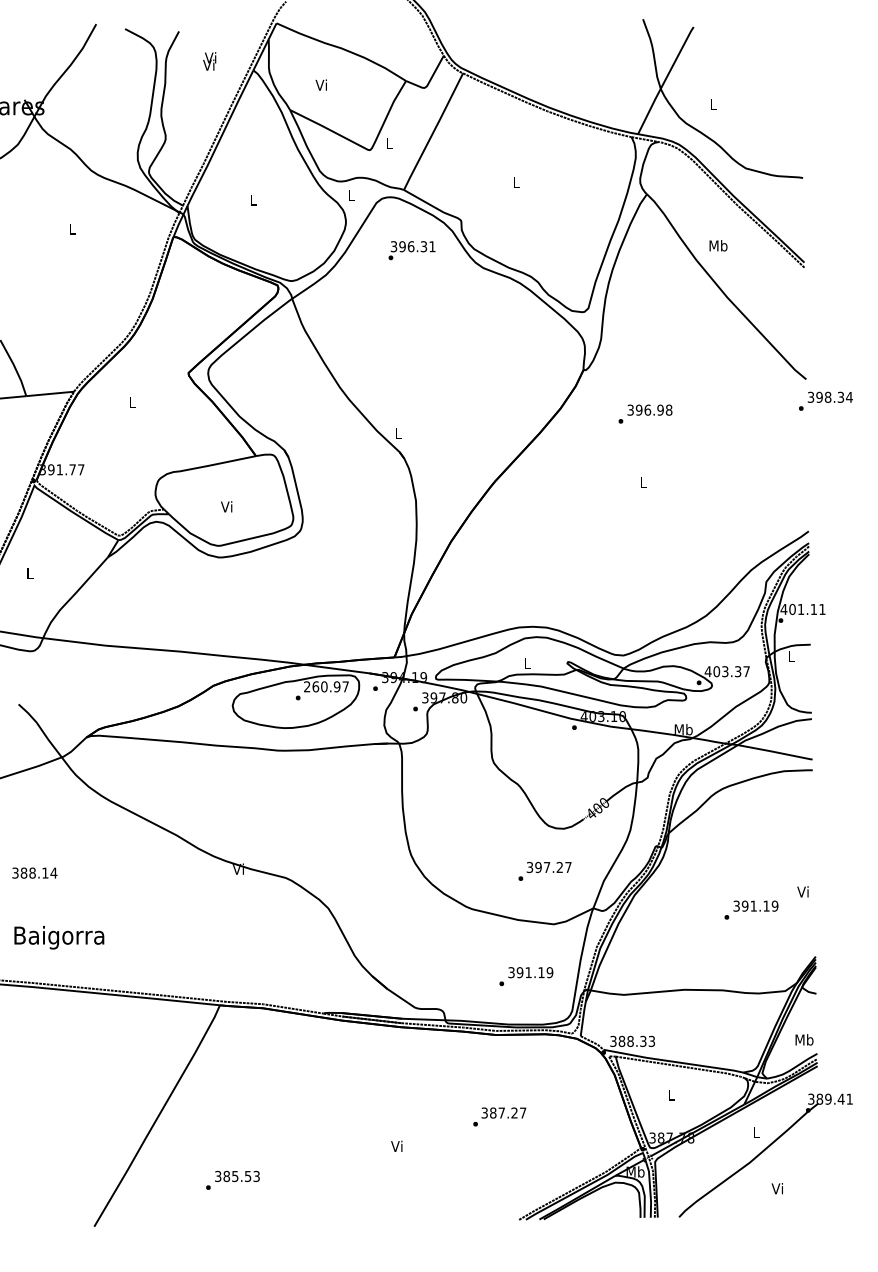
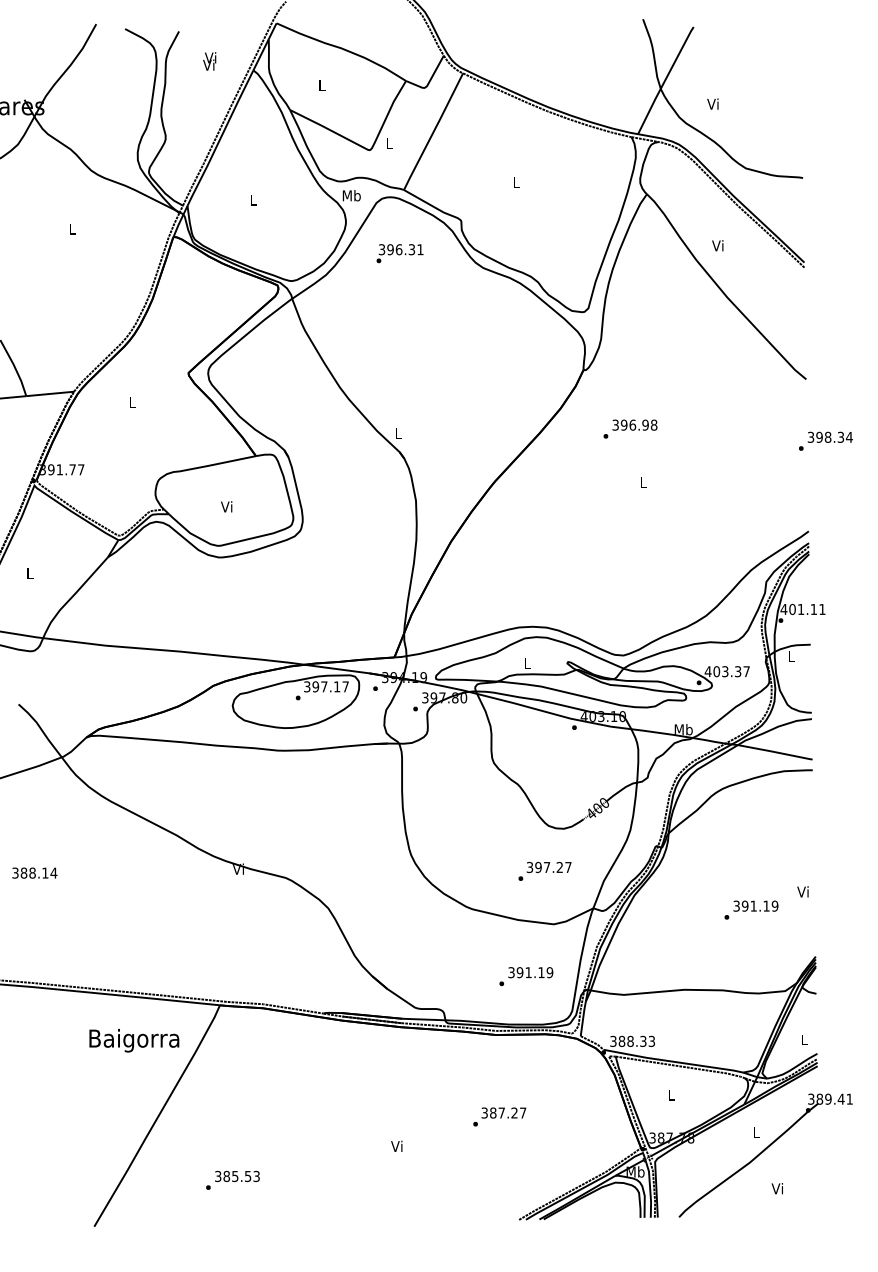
text: Vi -> L (320, 84)
text: L -> Vi (712, 103)
text: L -> Mb (351, 195)
text: Mb -> Vi (718, 245)
text position: (411, 250) -> (399, 253) (399, 253)
text position: (825, 400) -> (825, 440) (825, 440)
text position: (645, 413) -> (630, 428) (630, 428)
text: 260.97 -> 397.17 (322, 686)
text position: (59, 937) -> (134, 1040) (134, 1040)
text: Mb -> L (804, 1039)
